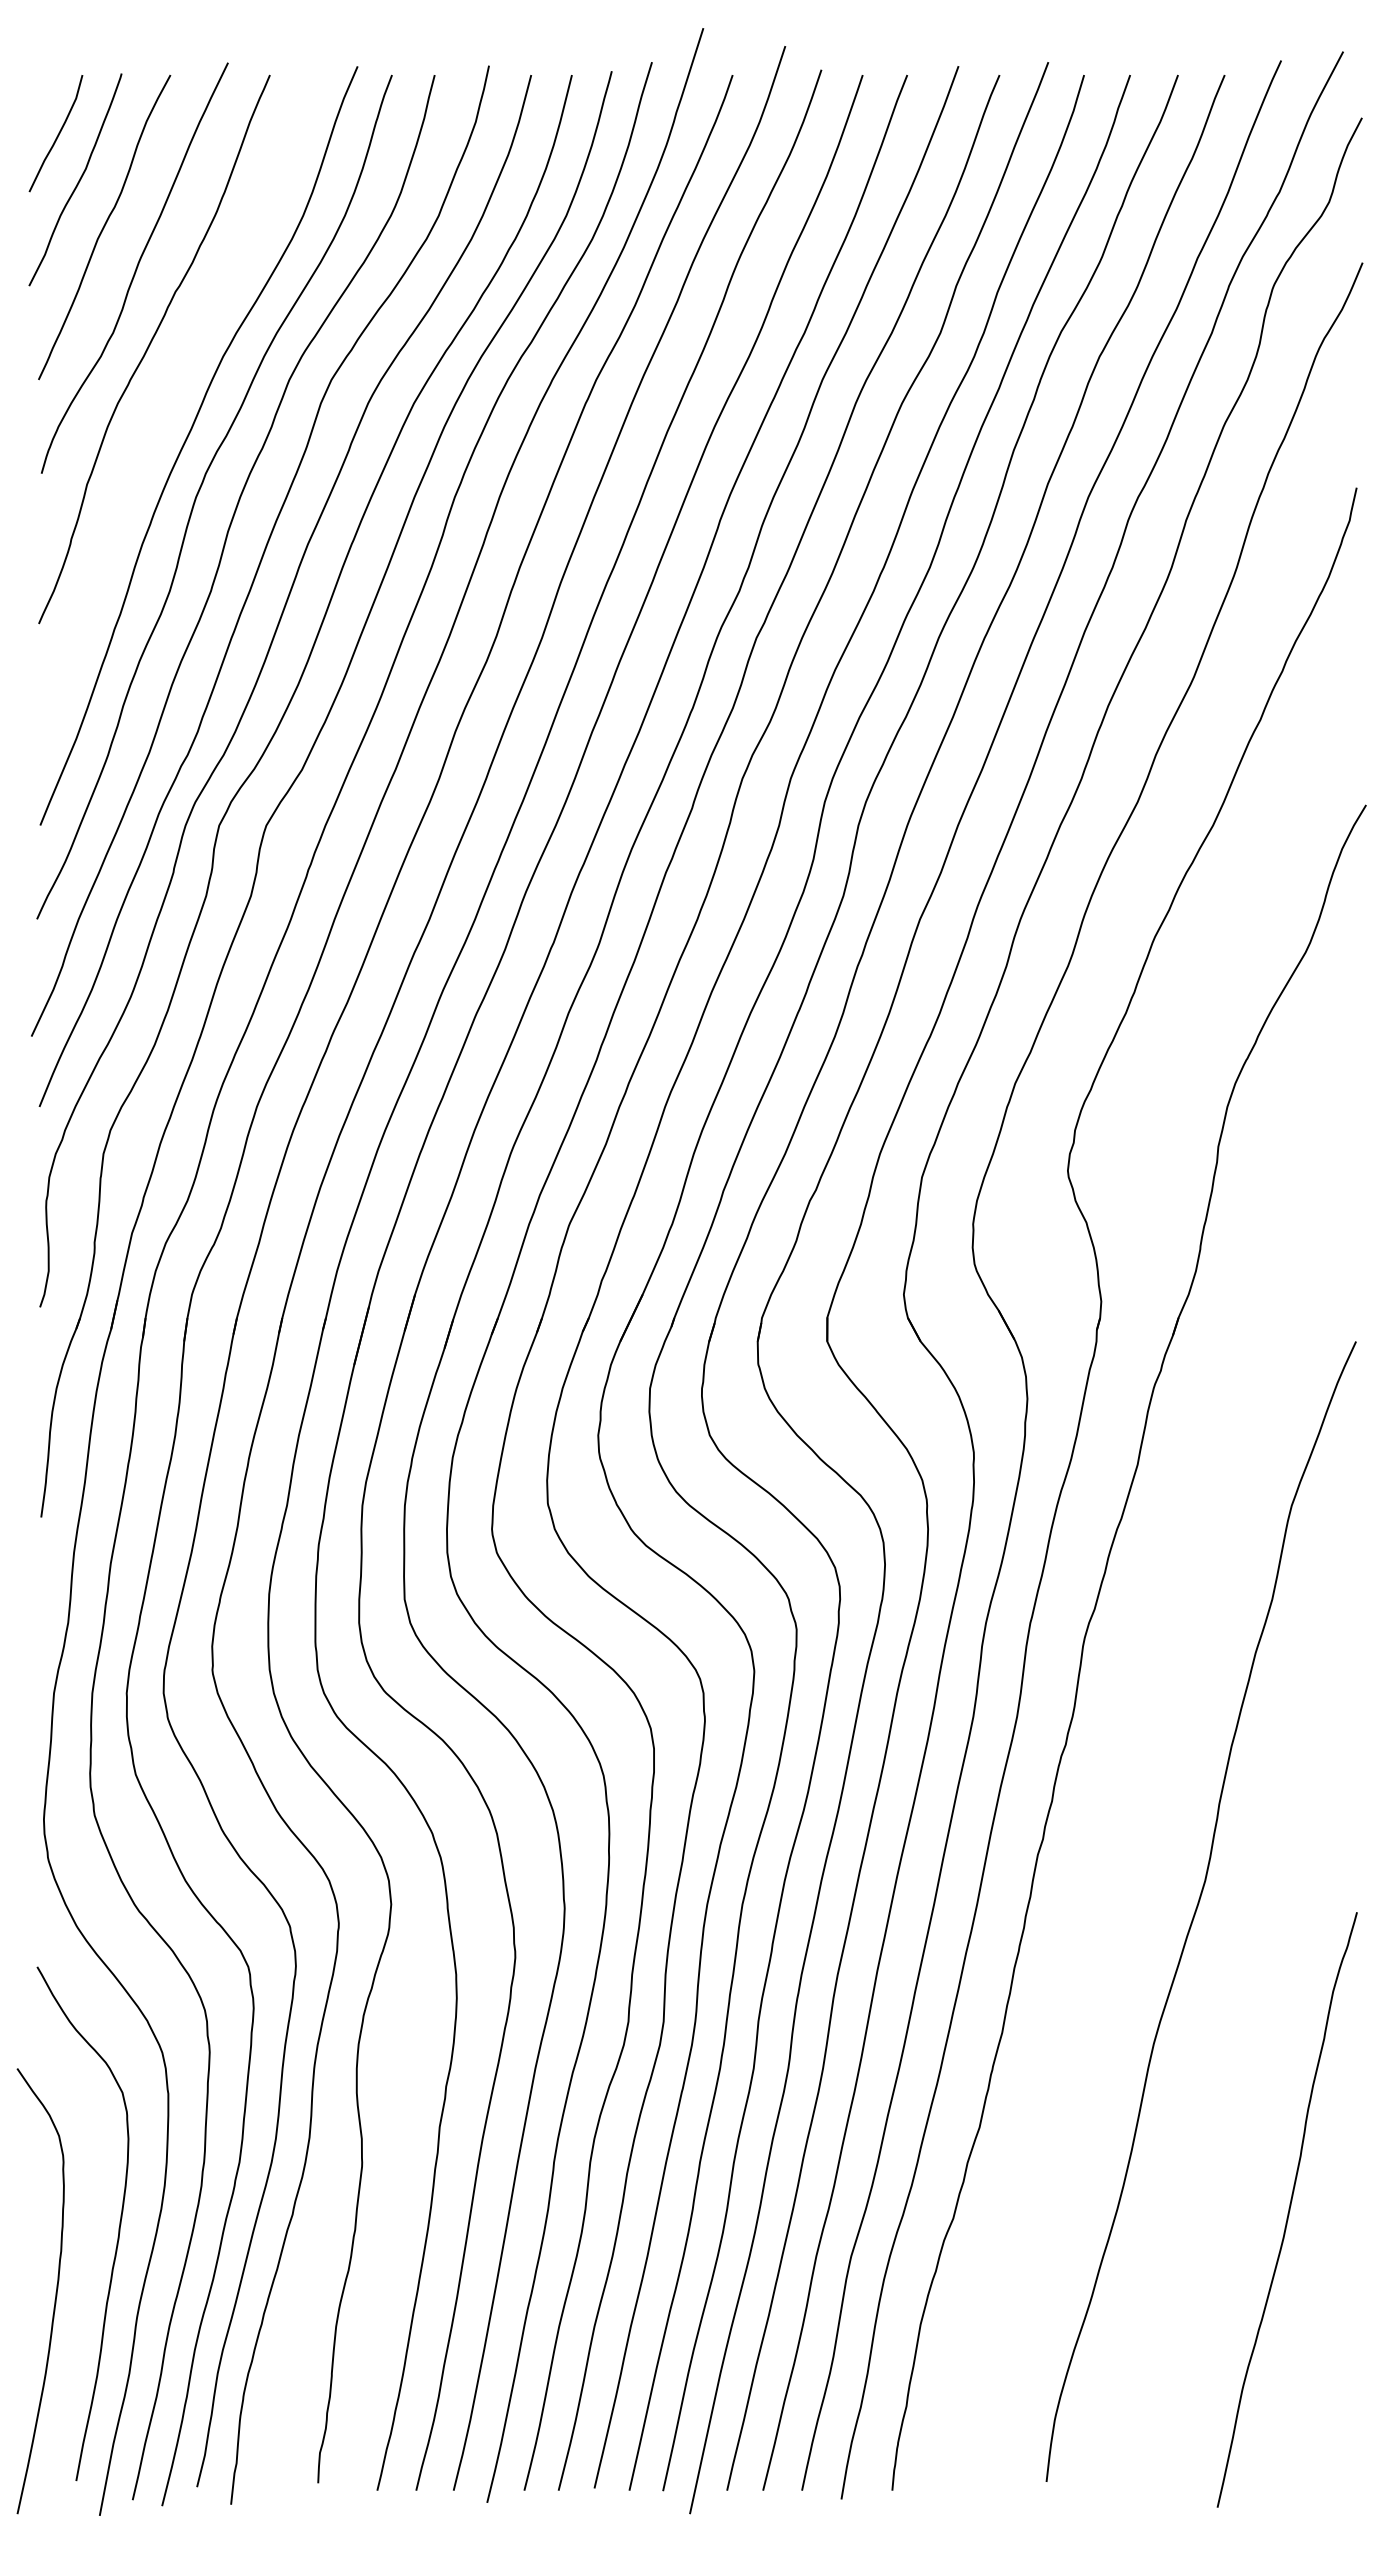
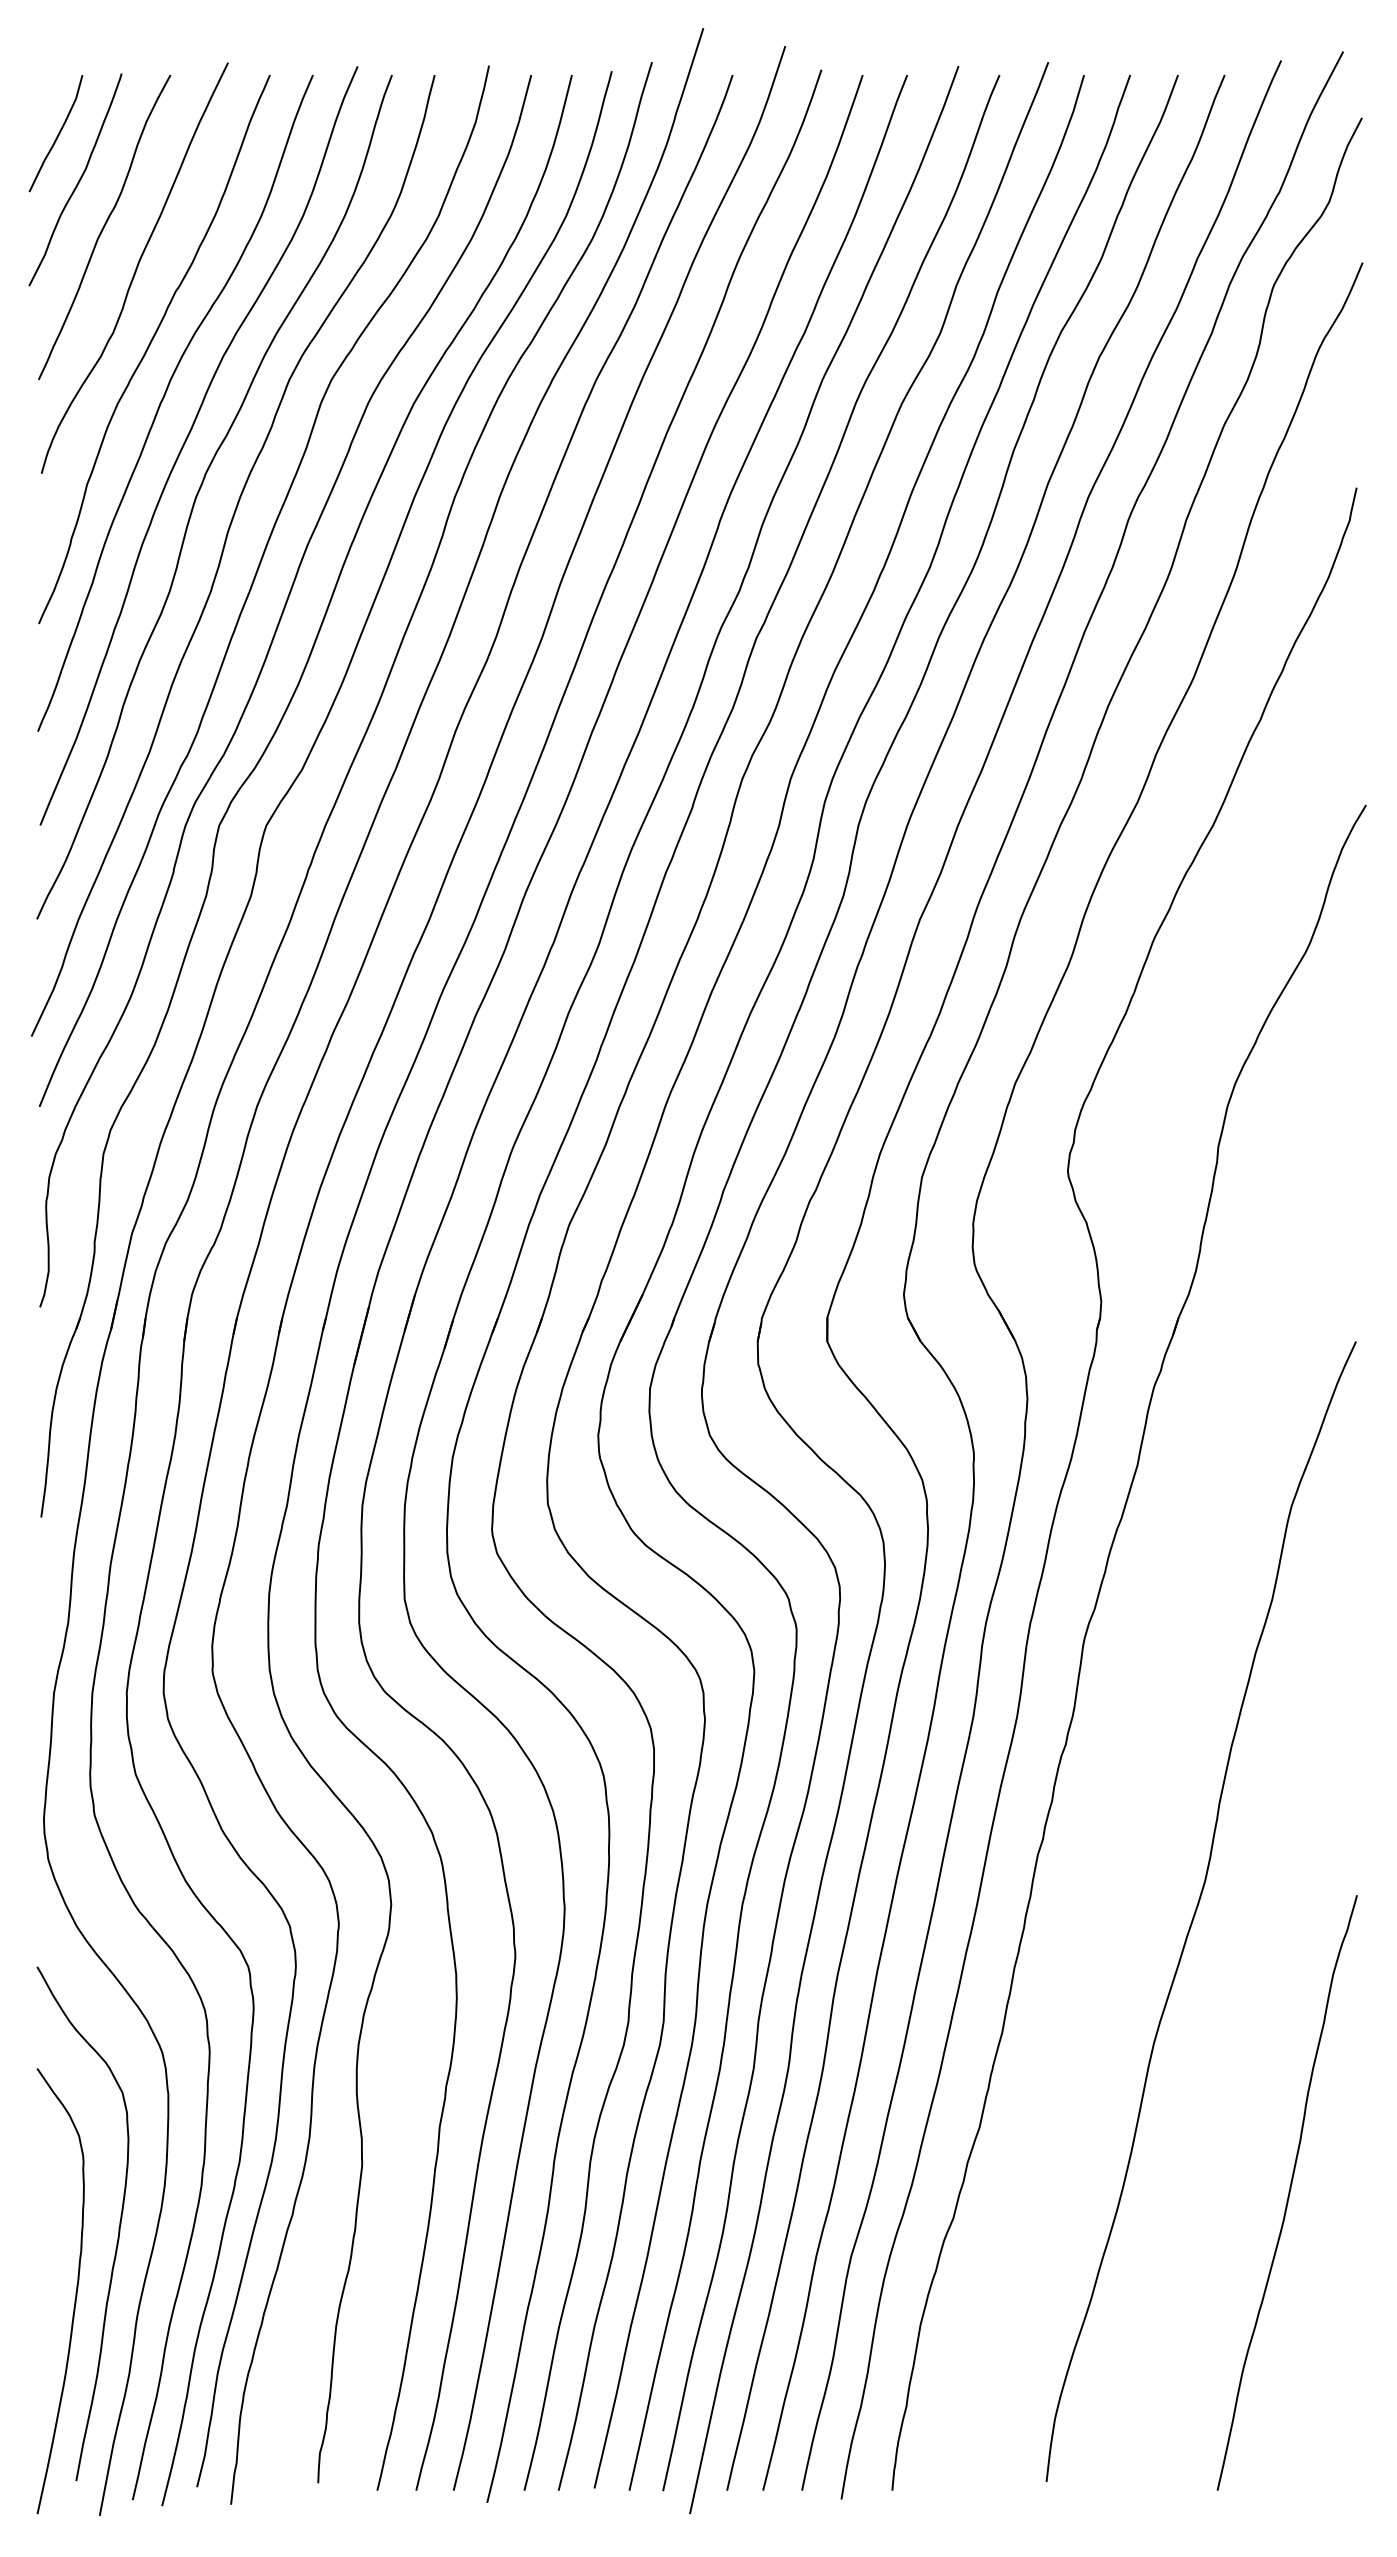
curve: none -> present (164, 398)
curve position: (1288, 2209) -> (1288, 2192) (1288, 2192)
curve position: (55, 2292) -> (75, 2292) (75, 2292)
